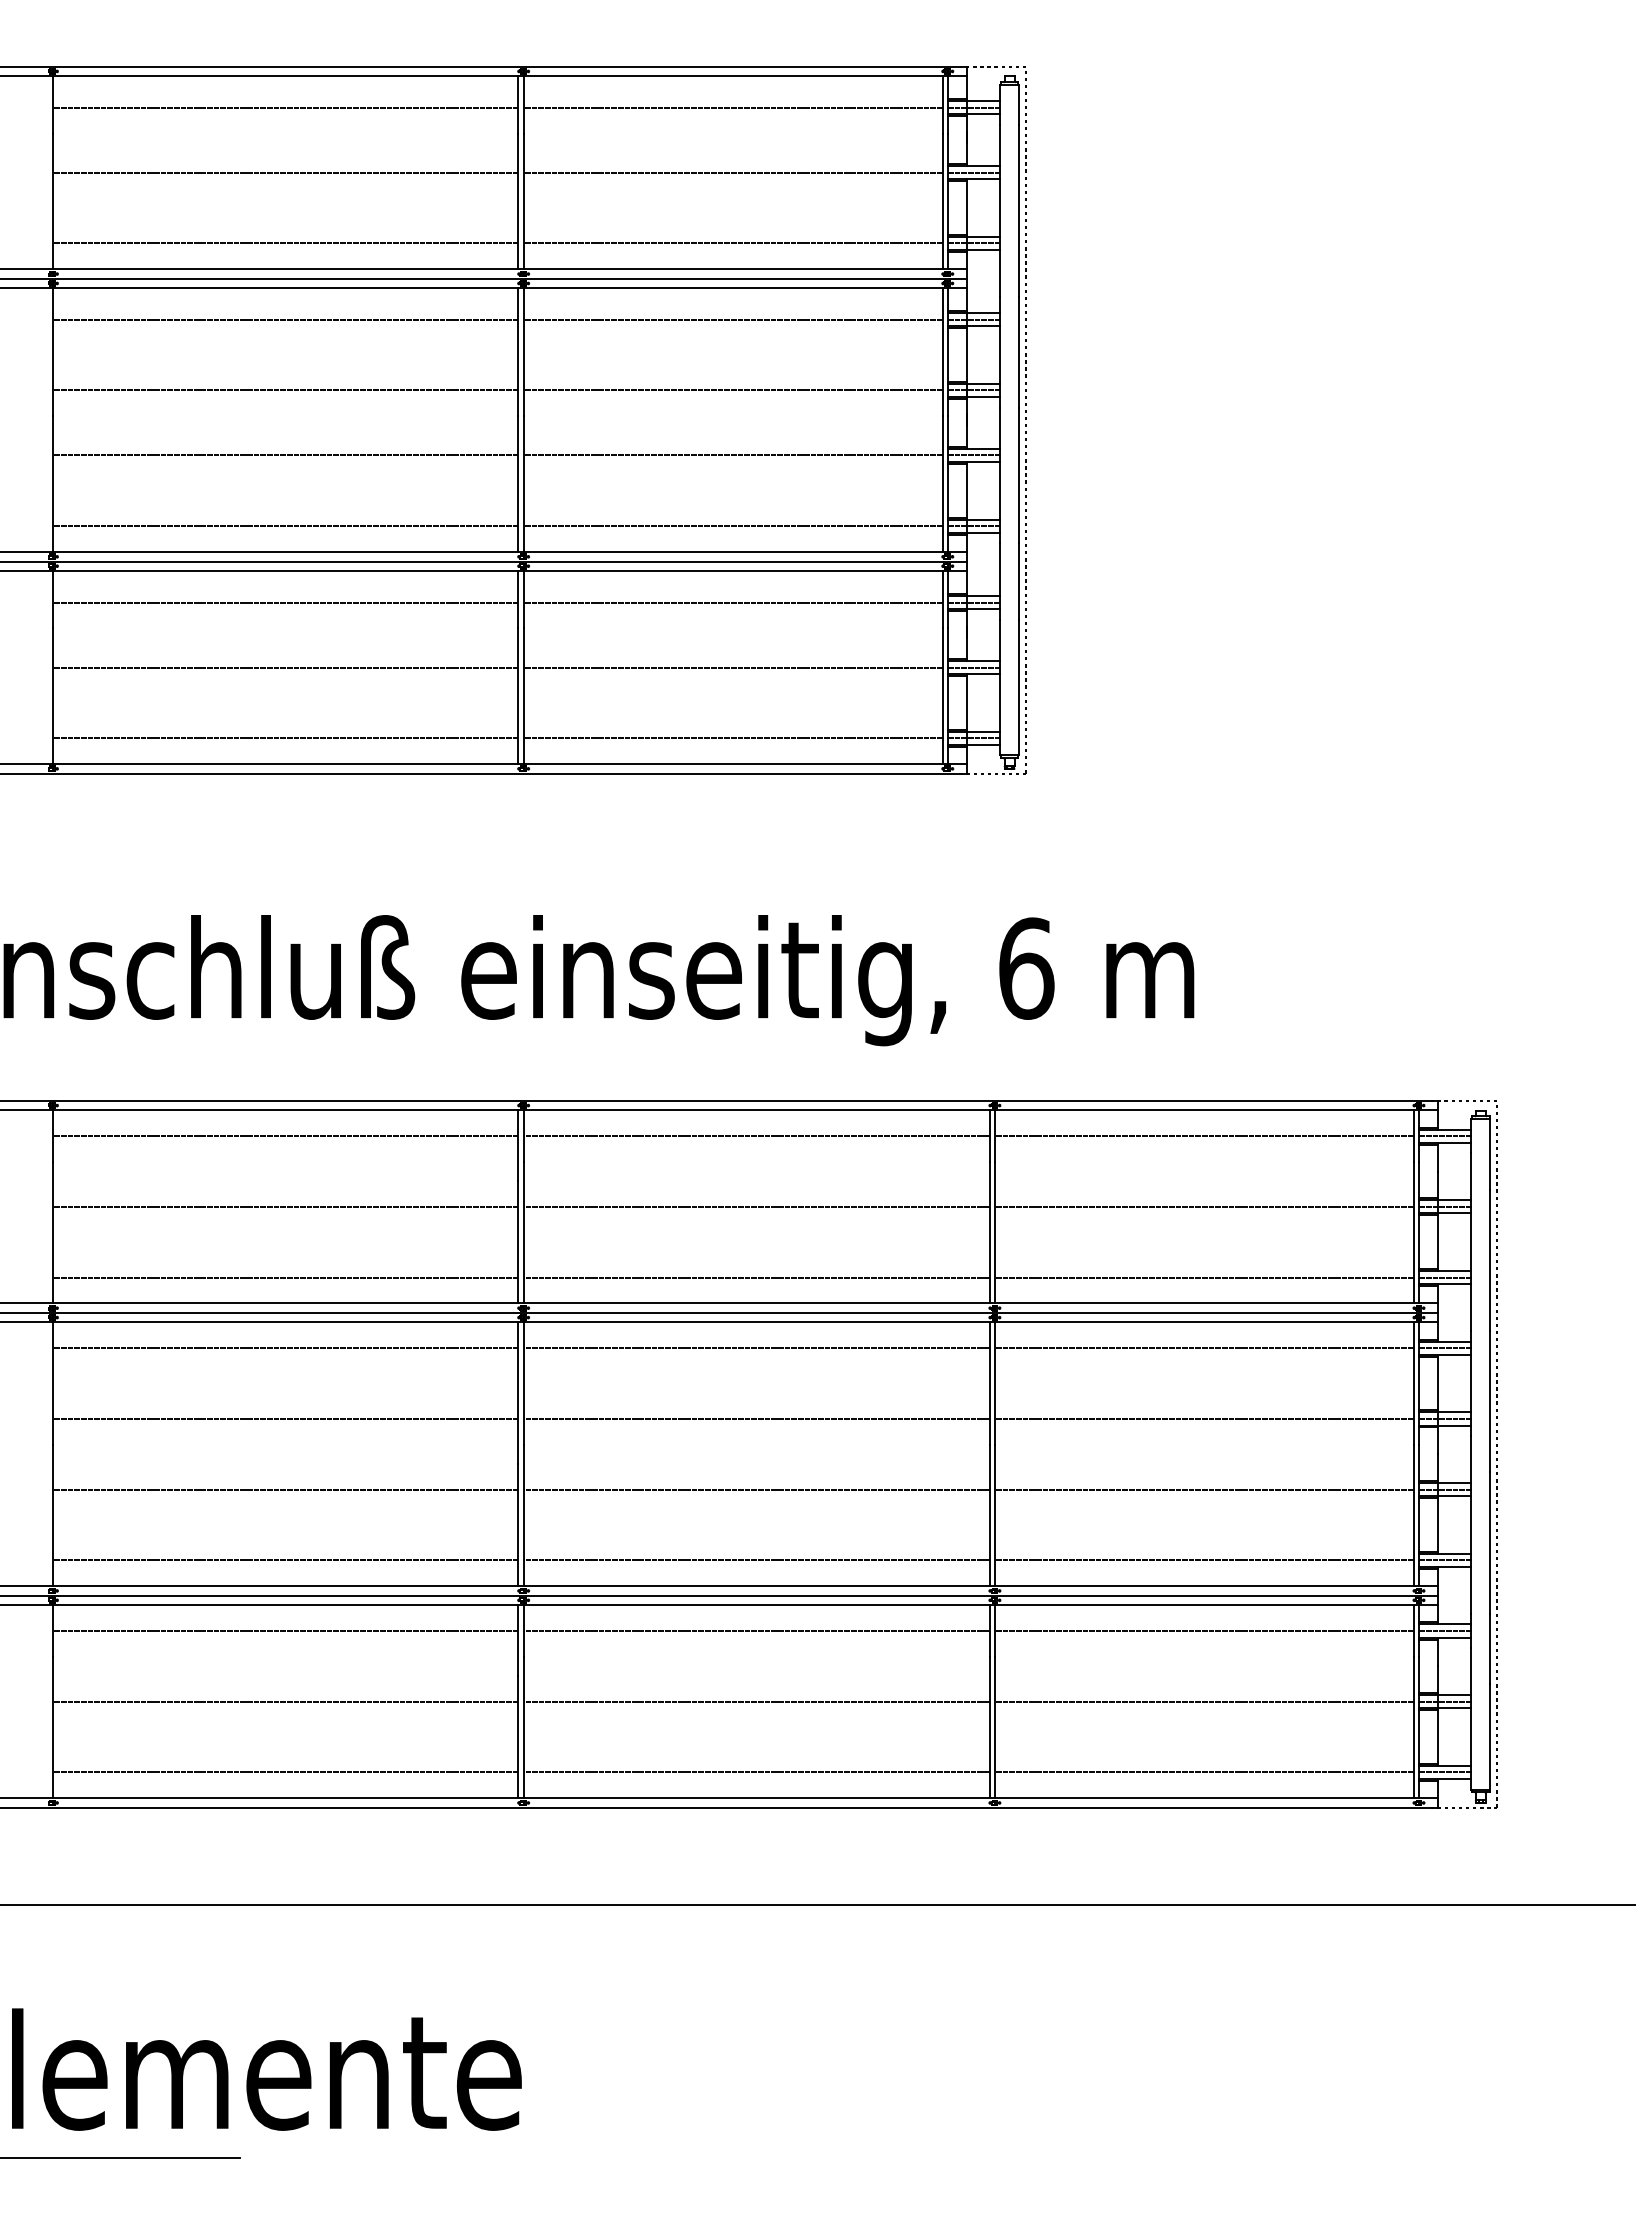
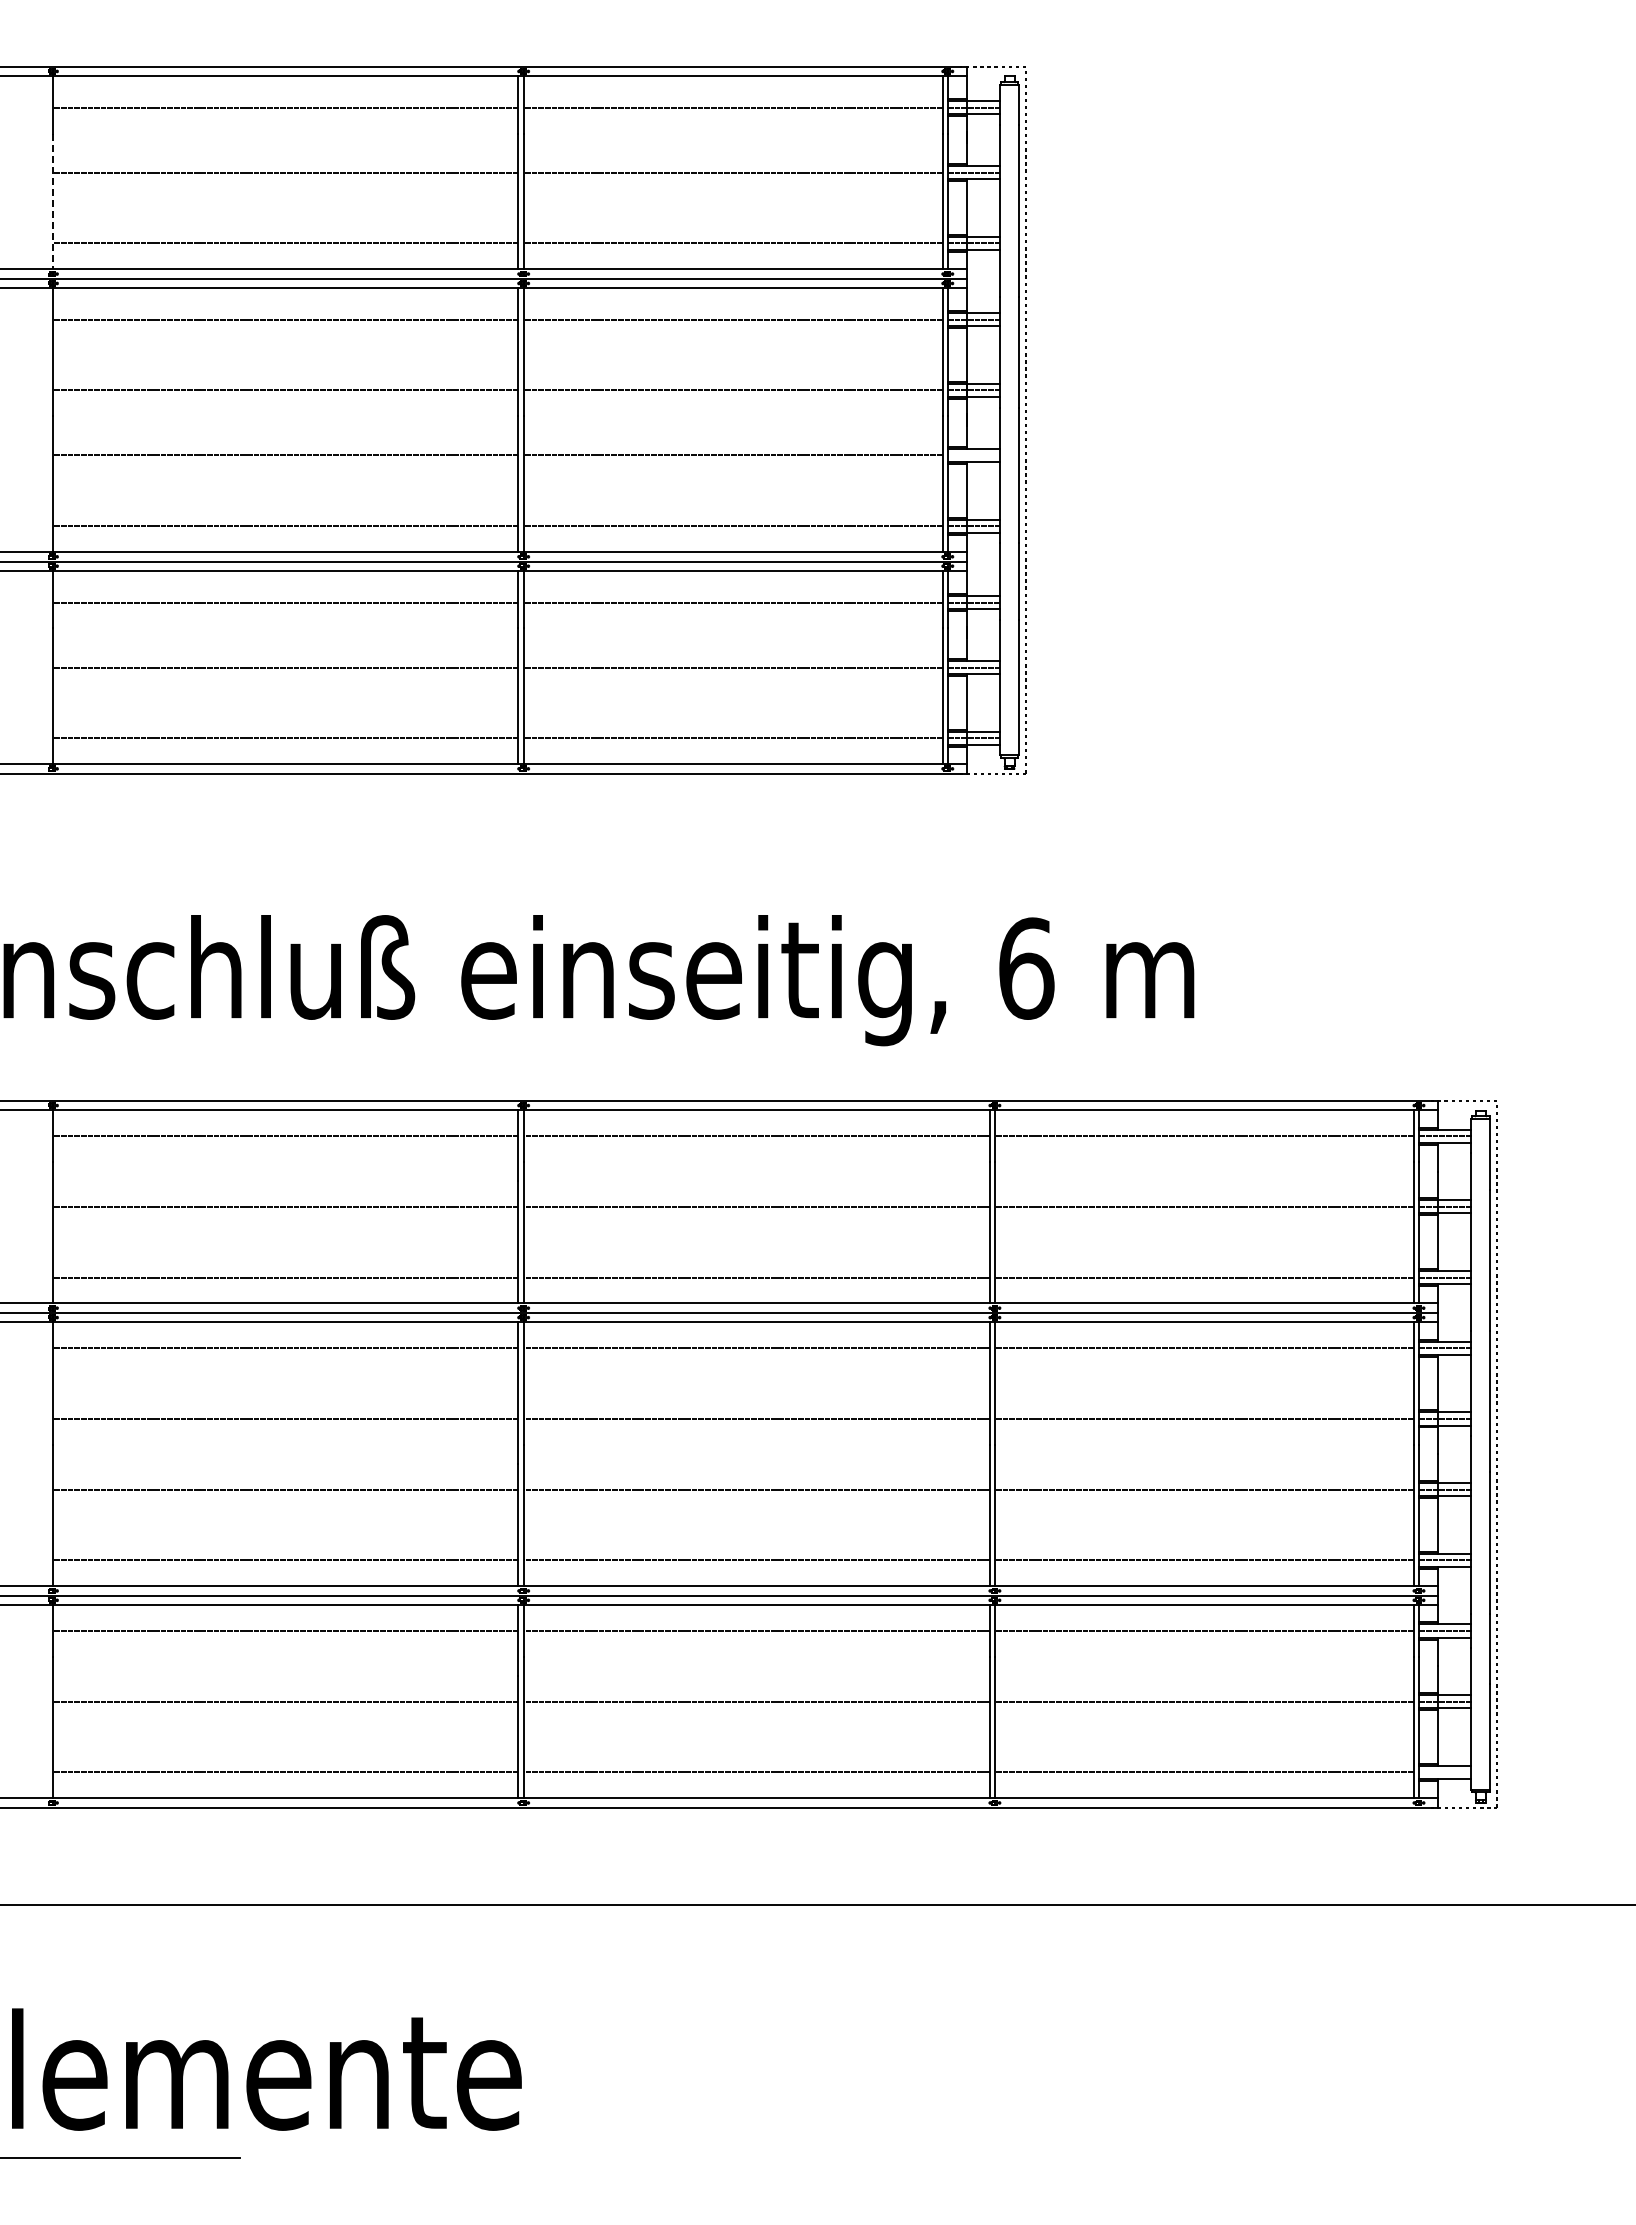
line: solid -> dashed (52, 201)
line: present -> none (974, 455)
line: present -> none (1445, 1772)
